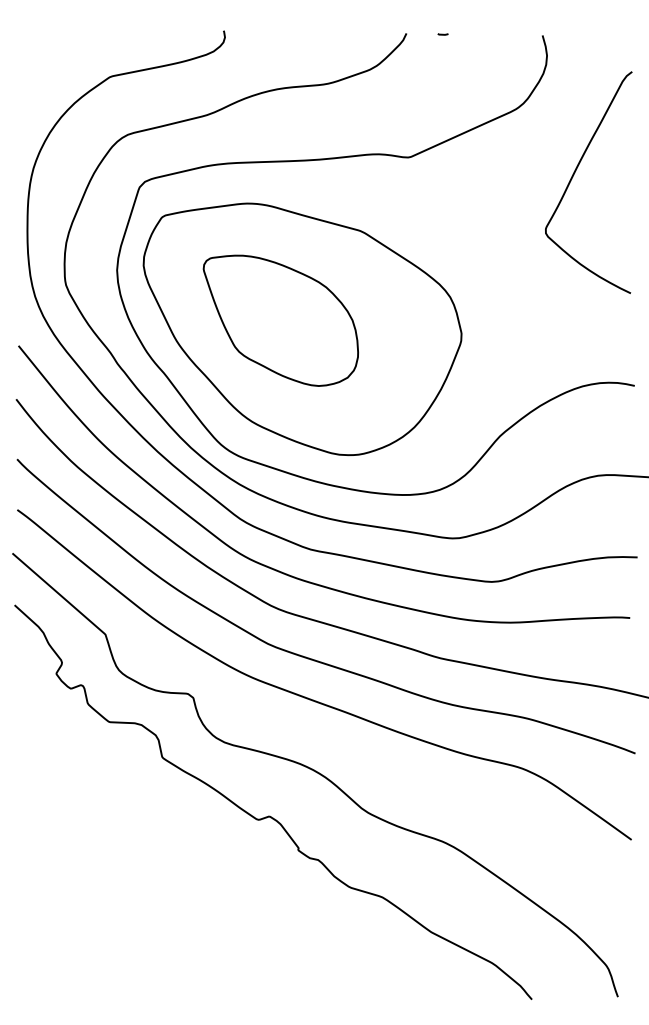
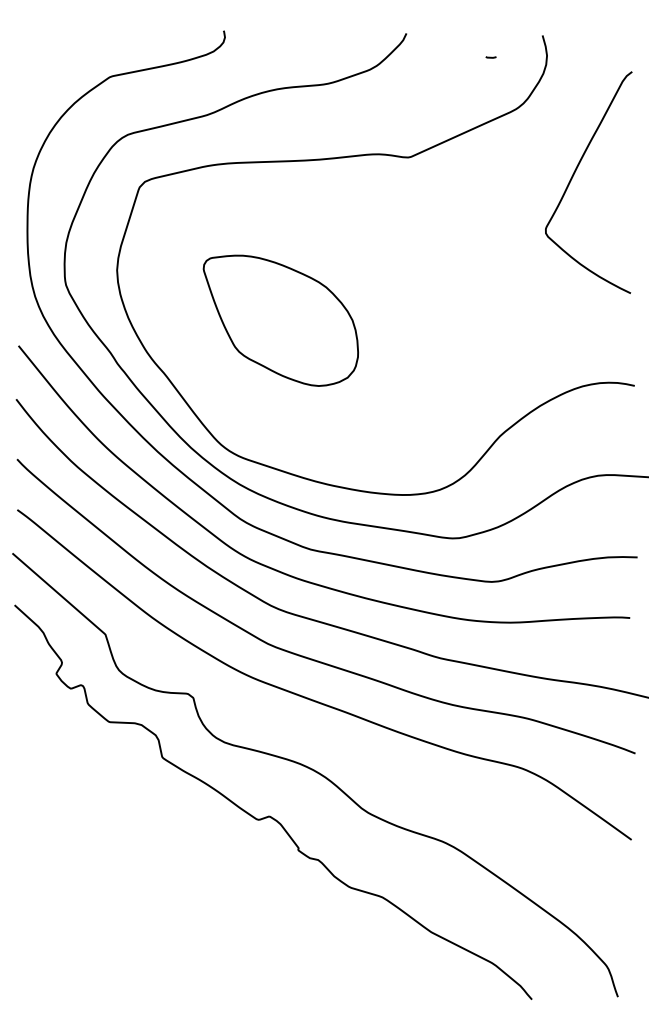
line position: (442, 34) -> (490, 57) (490, 57)
part: present -> none (302, 329)
